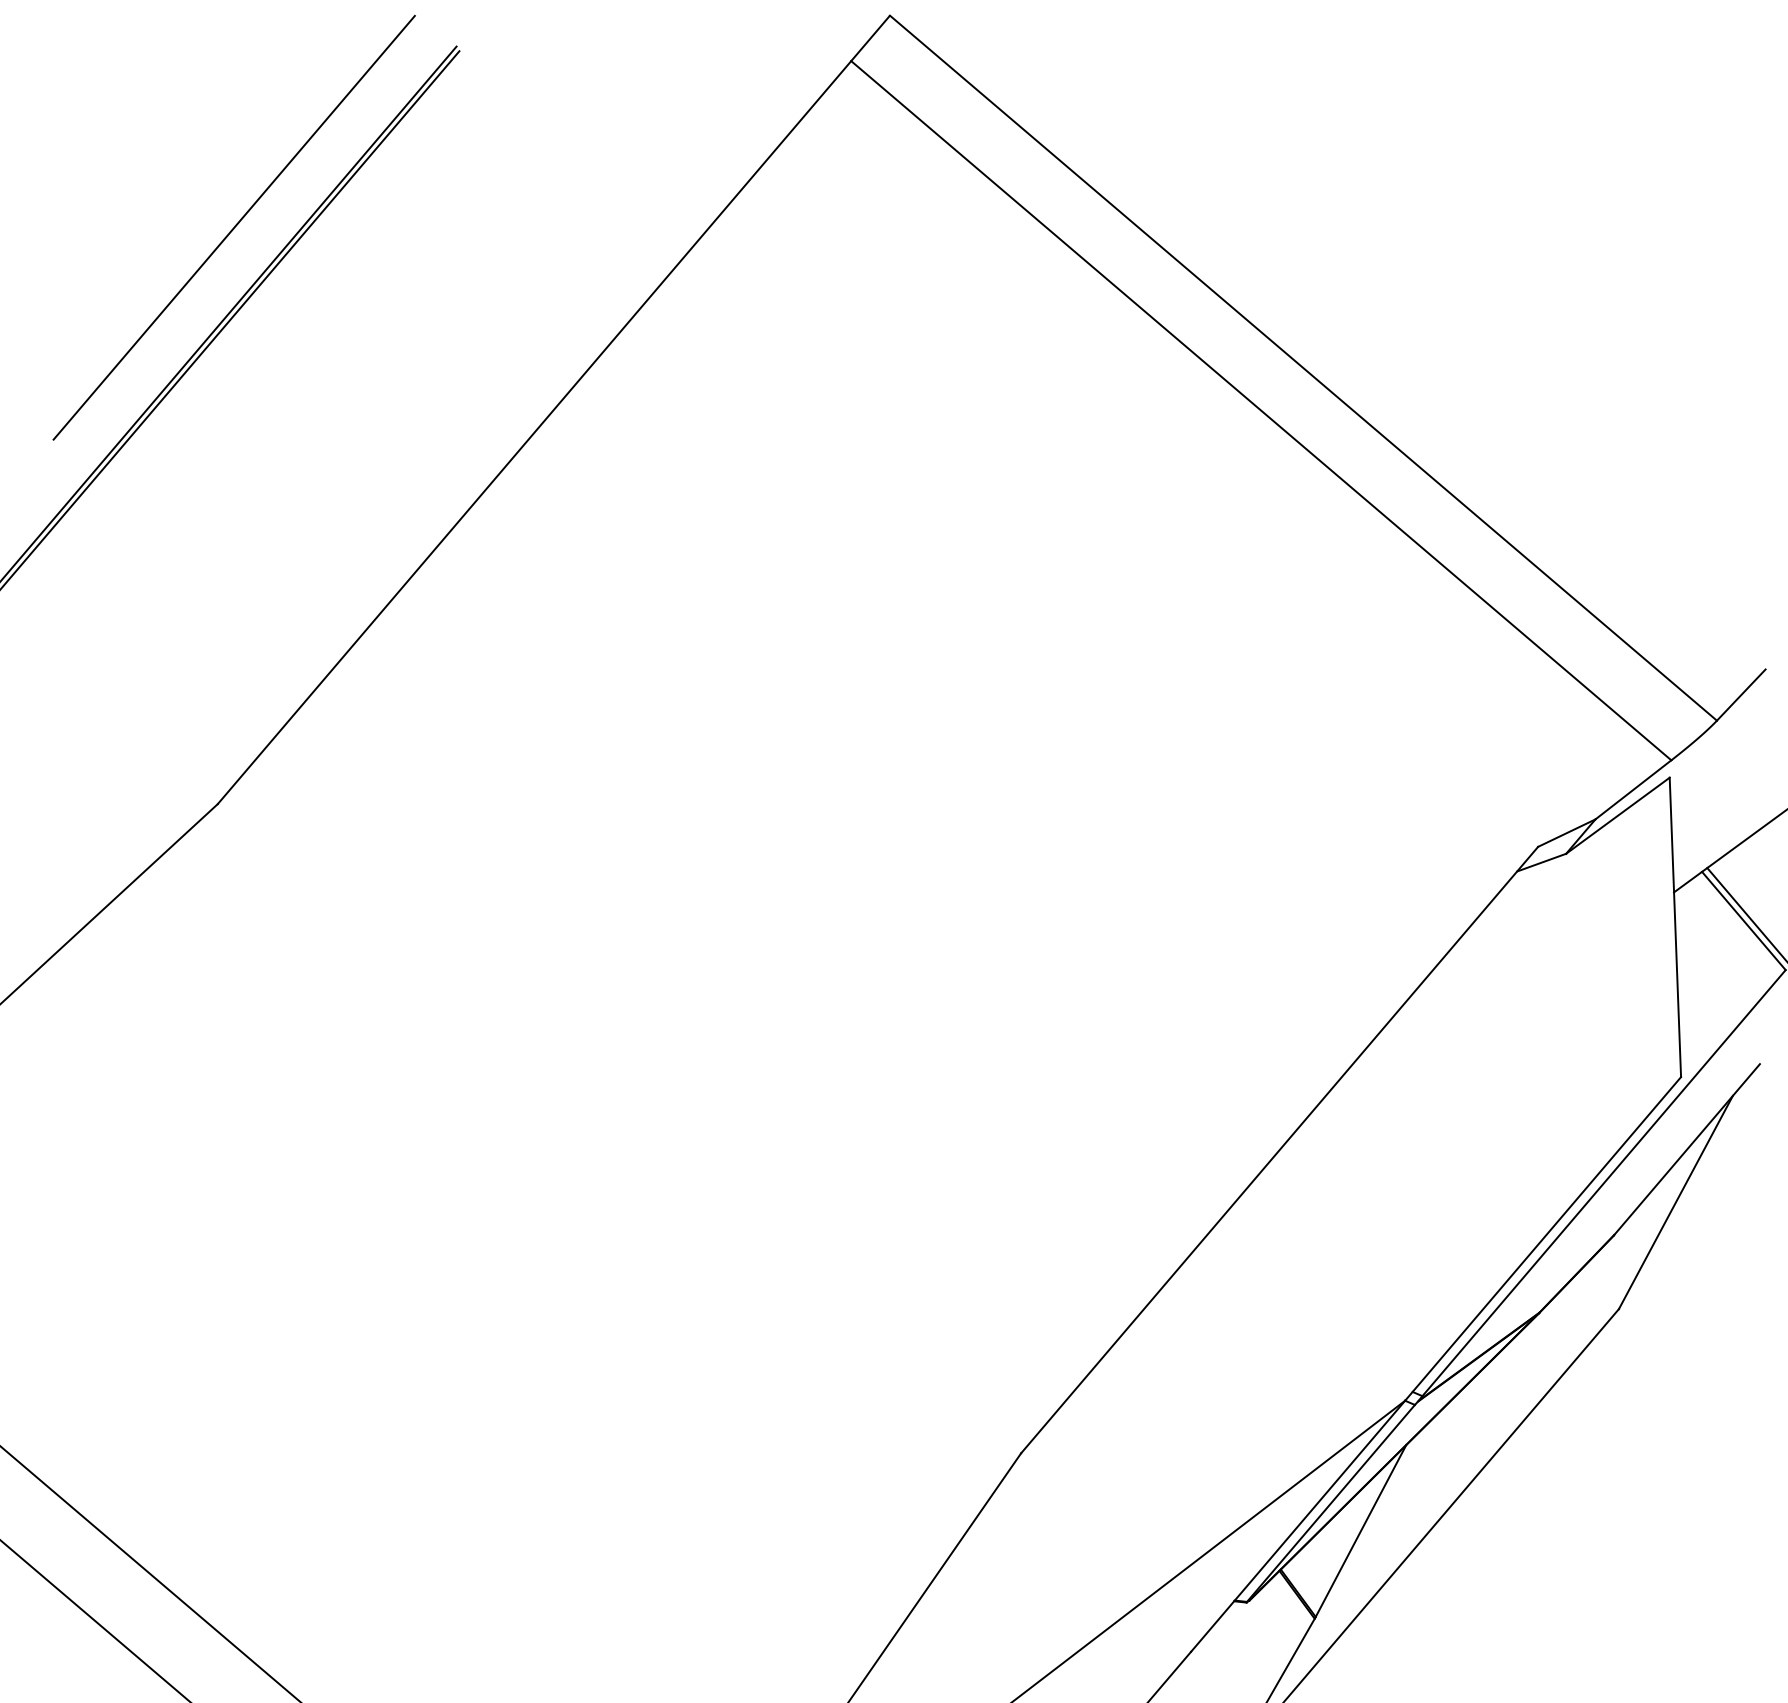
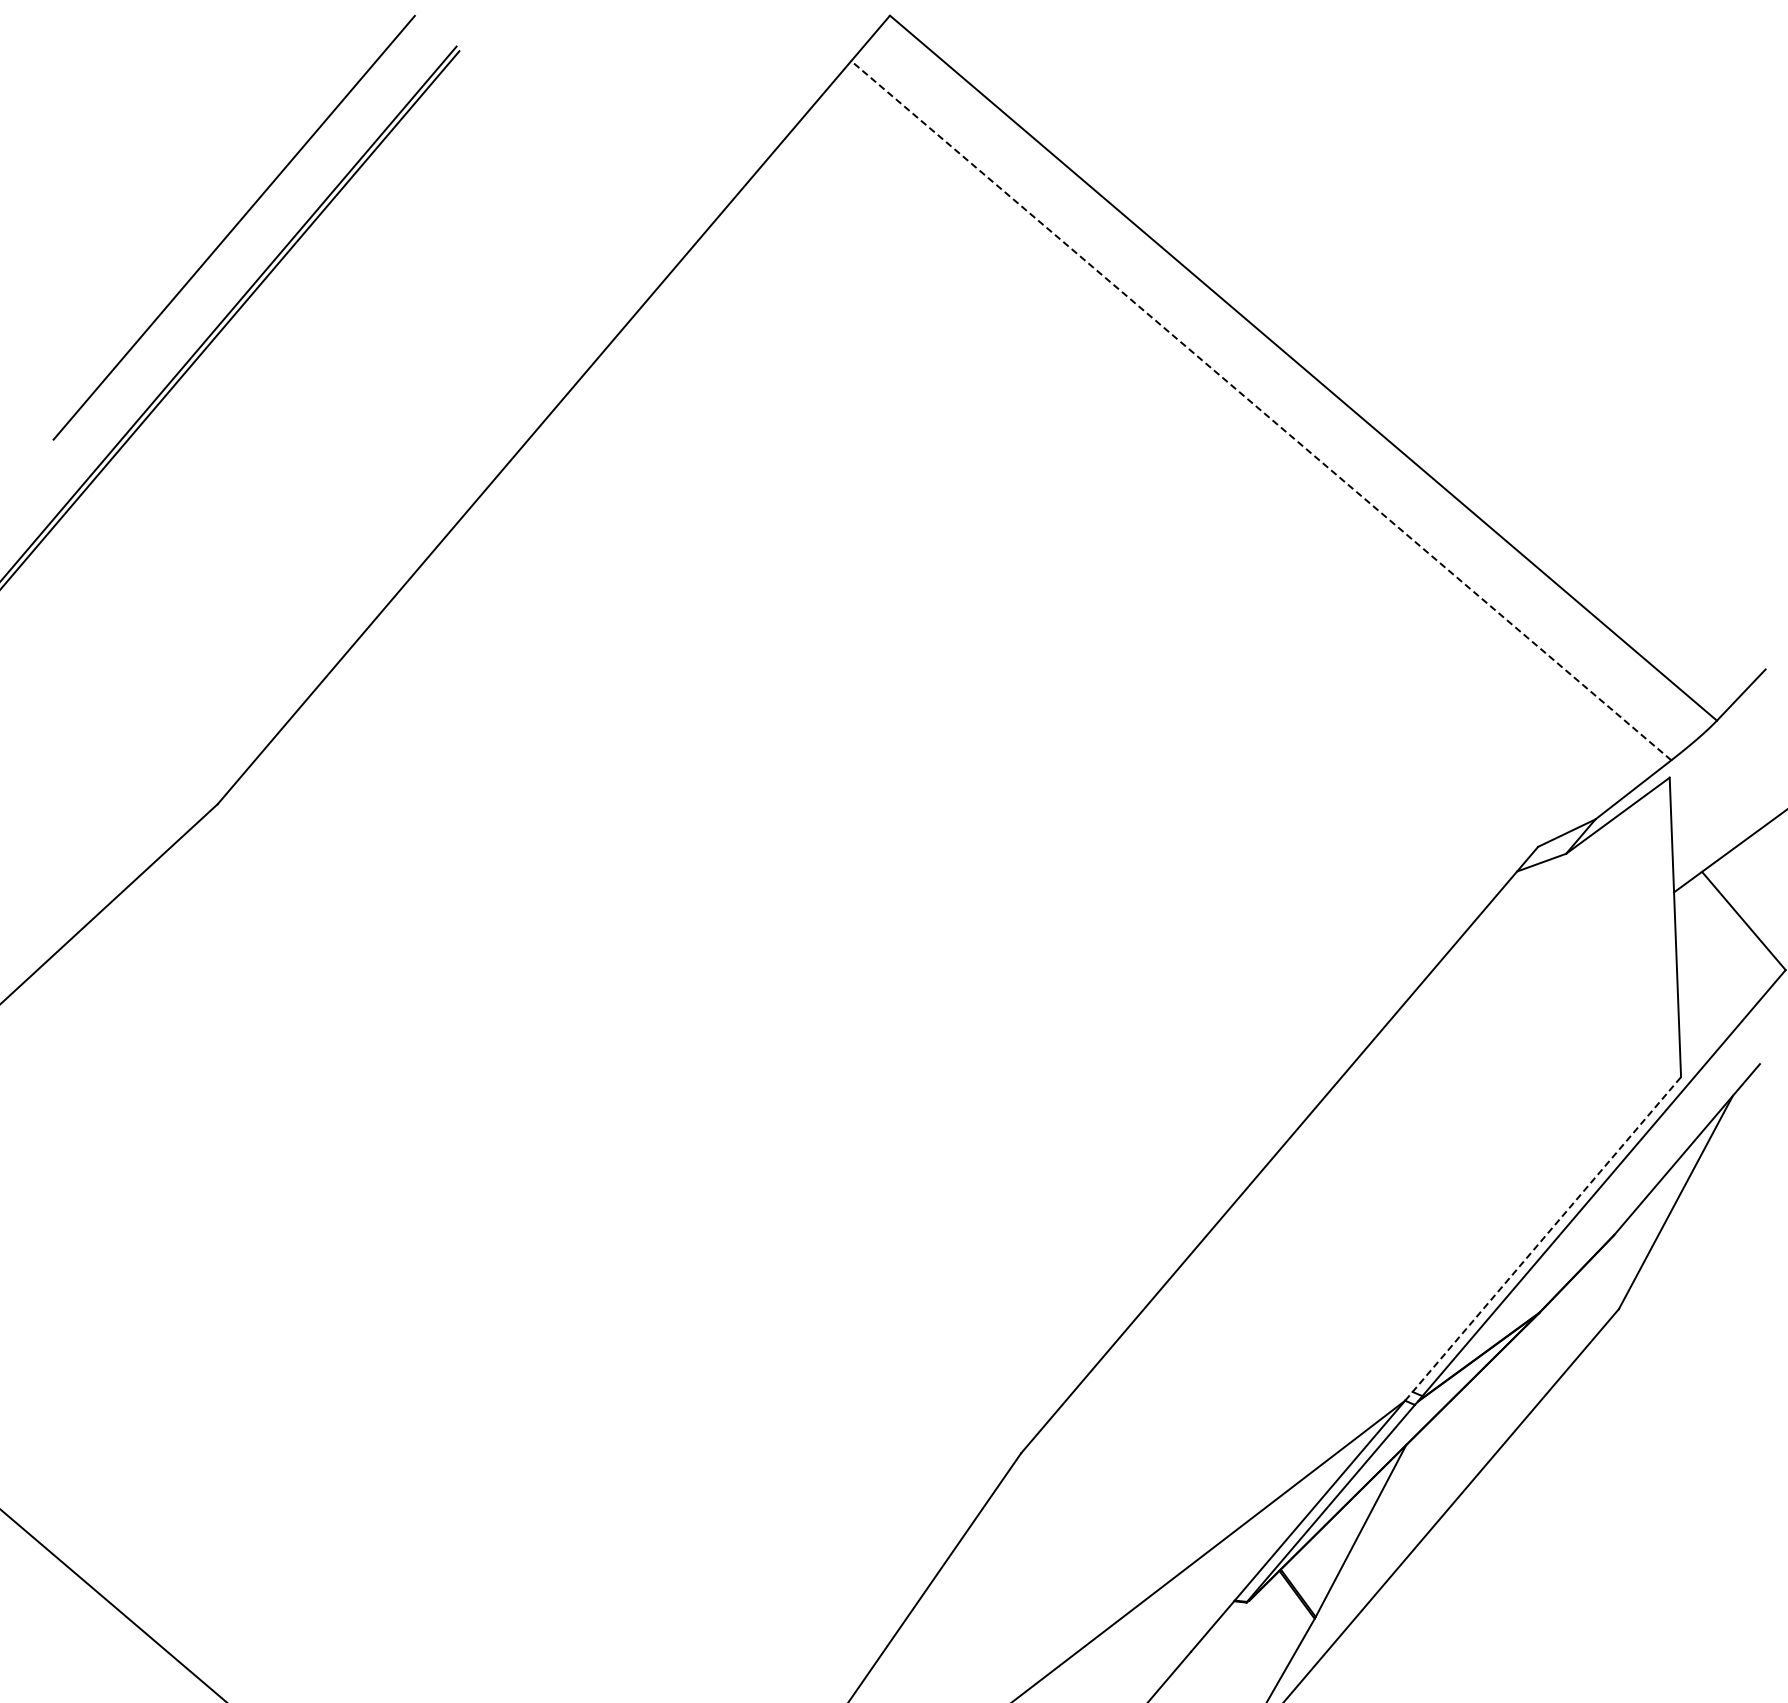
line: solid -> dashed (1261, 410)
line: present -> none (1745, 913)
line: solid -> dashed (1543, 1238)
line: present -> none (149, 1573)
line position: (94, 1620) -> (112, 1605) (112, 1605)
